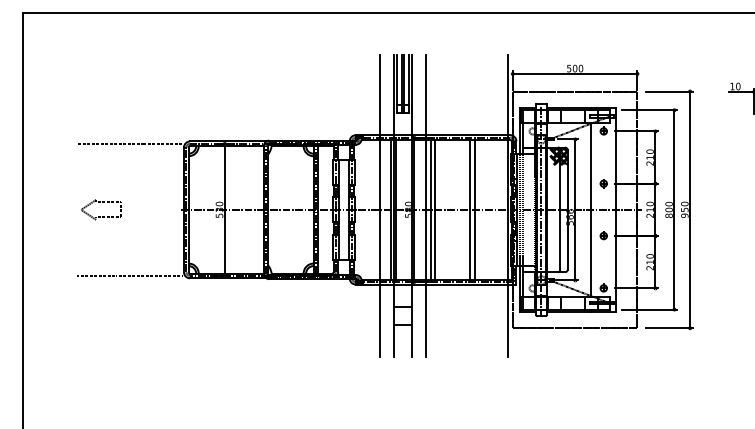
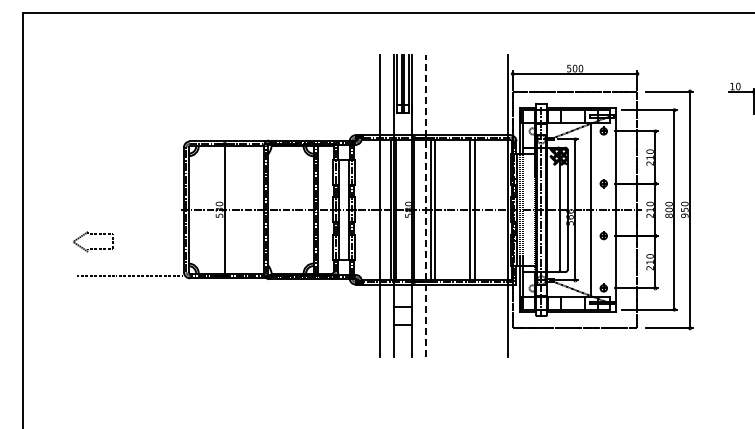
line: present -> none (129, 143)
part position: (100, 202) -> (92, 234) (92, 234)
line: solid -> dashed (425, 205)
